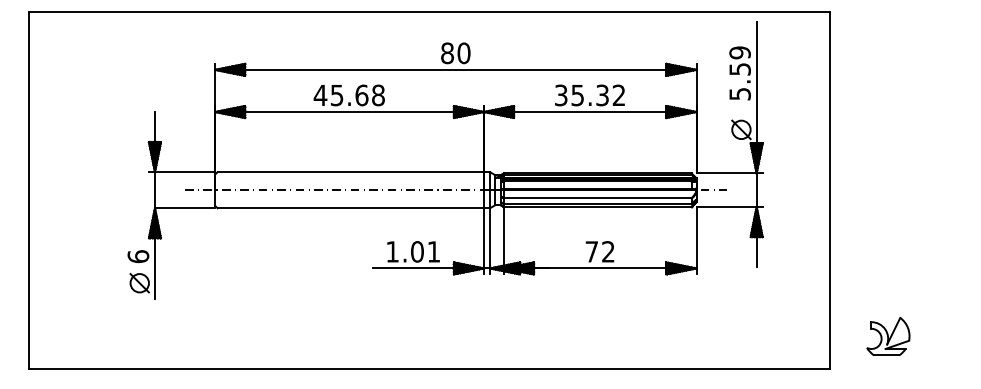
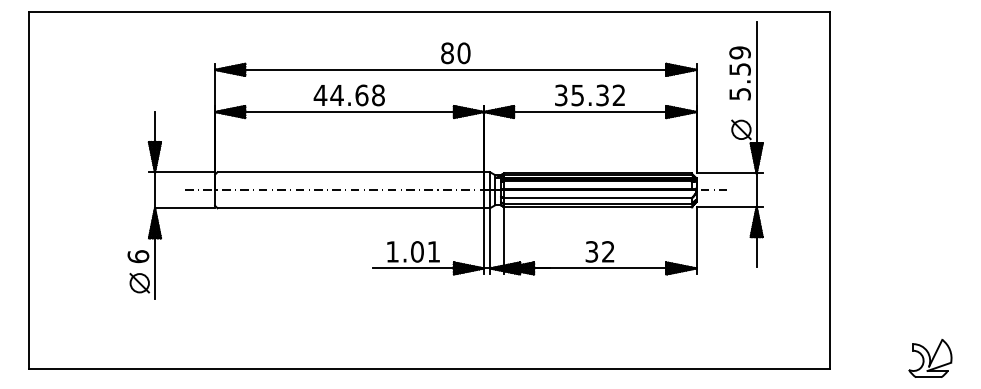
text: 45.68 -> 44.68 (336, 95)
text: 72 -> 32 (591, 251)
part position: (888, 336) -> (930, 358) (930, 358)
